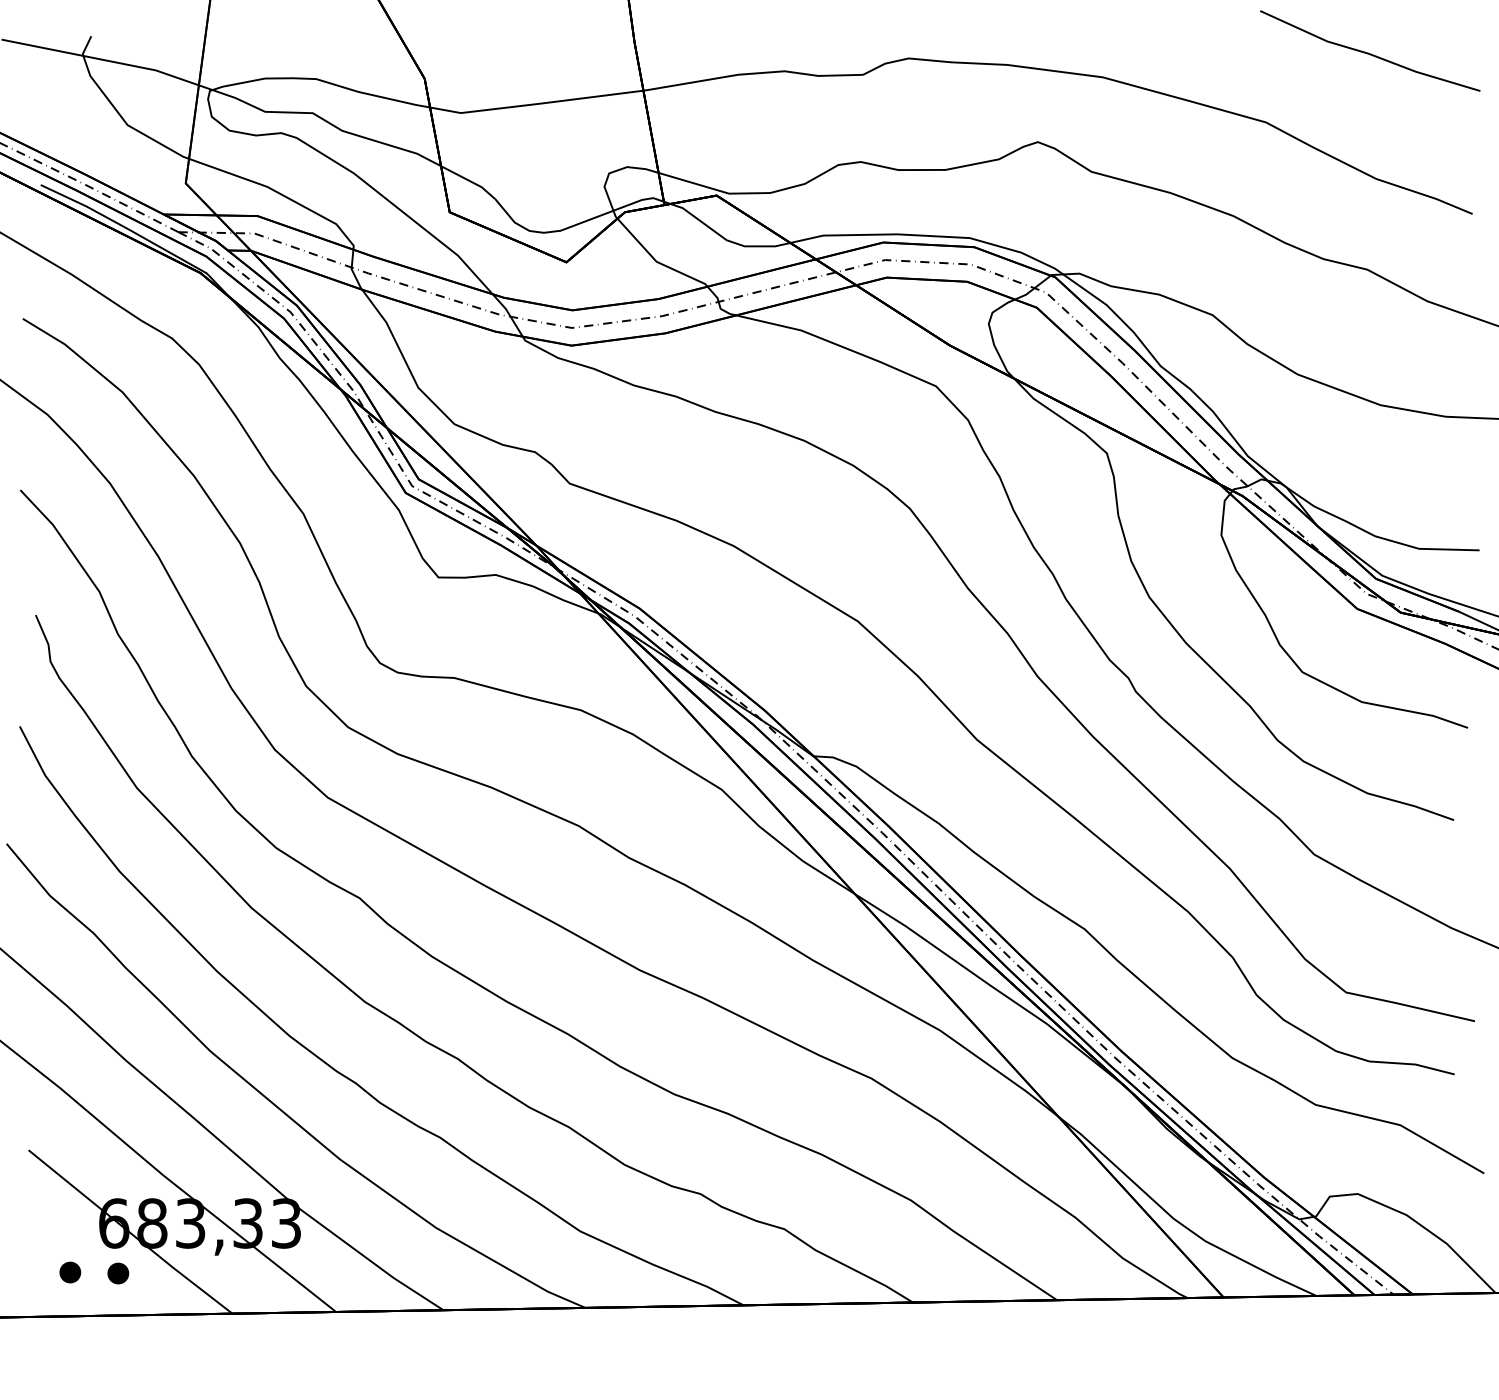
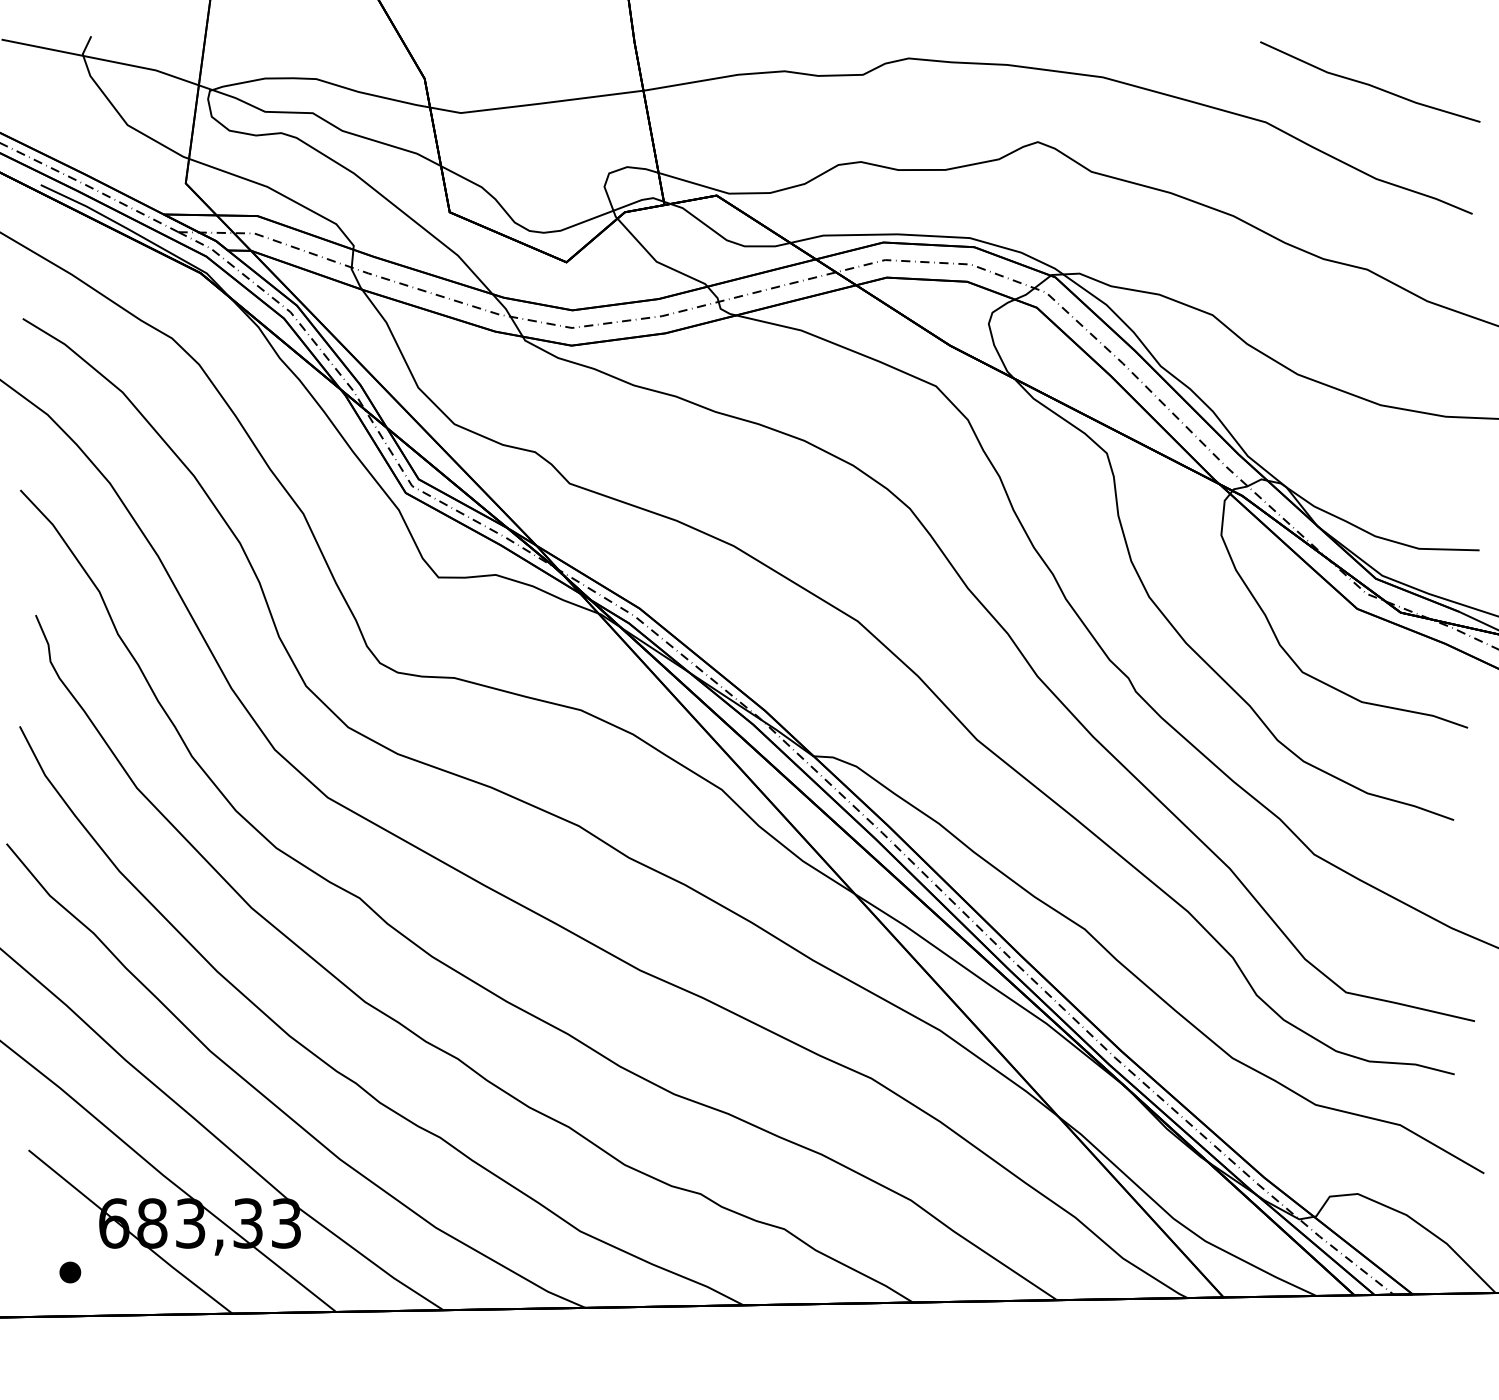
line position: (1368, 52) -> (1368, 83) (1368, 83)
part: present -> none (118, 1273)
